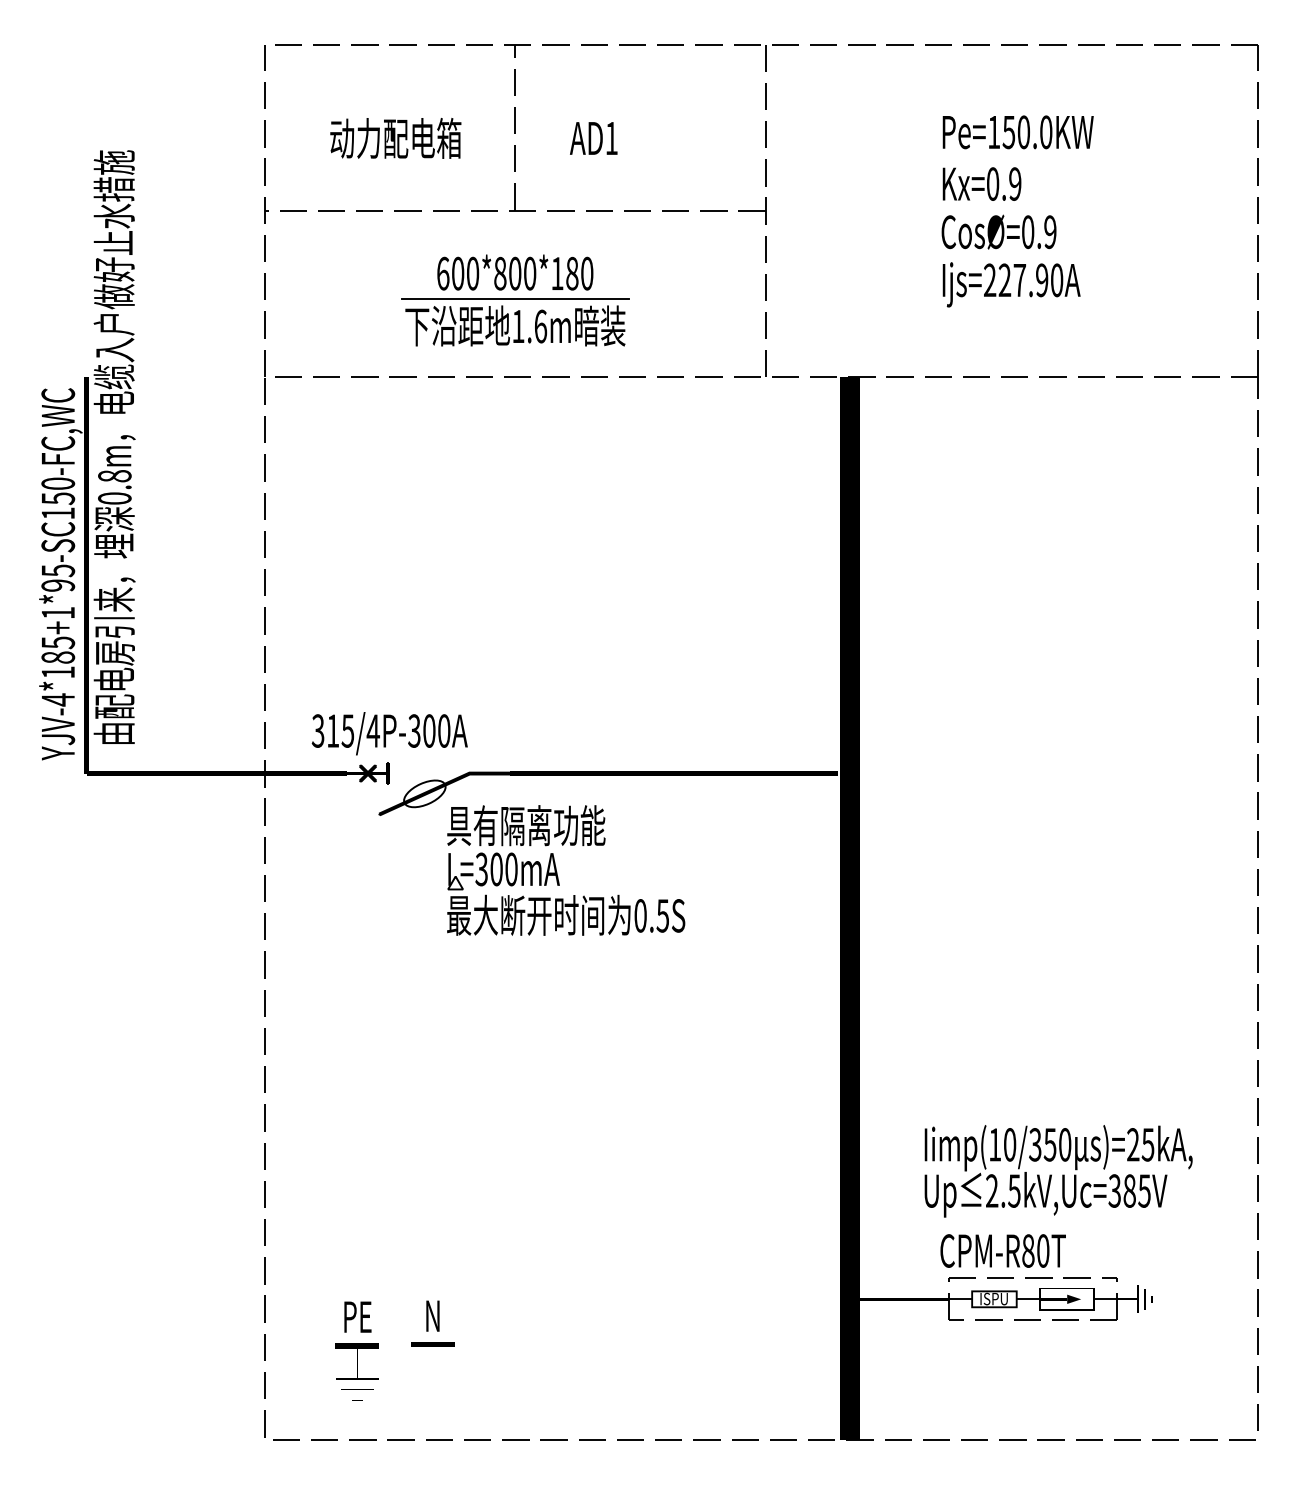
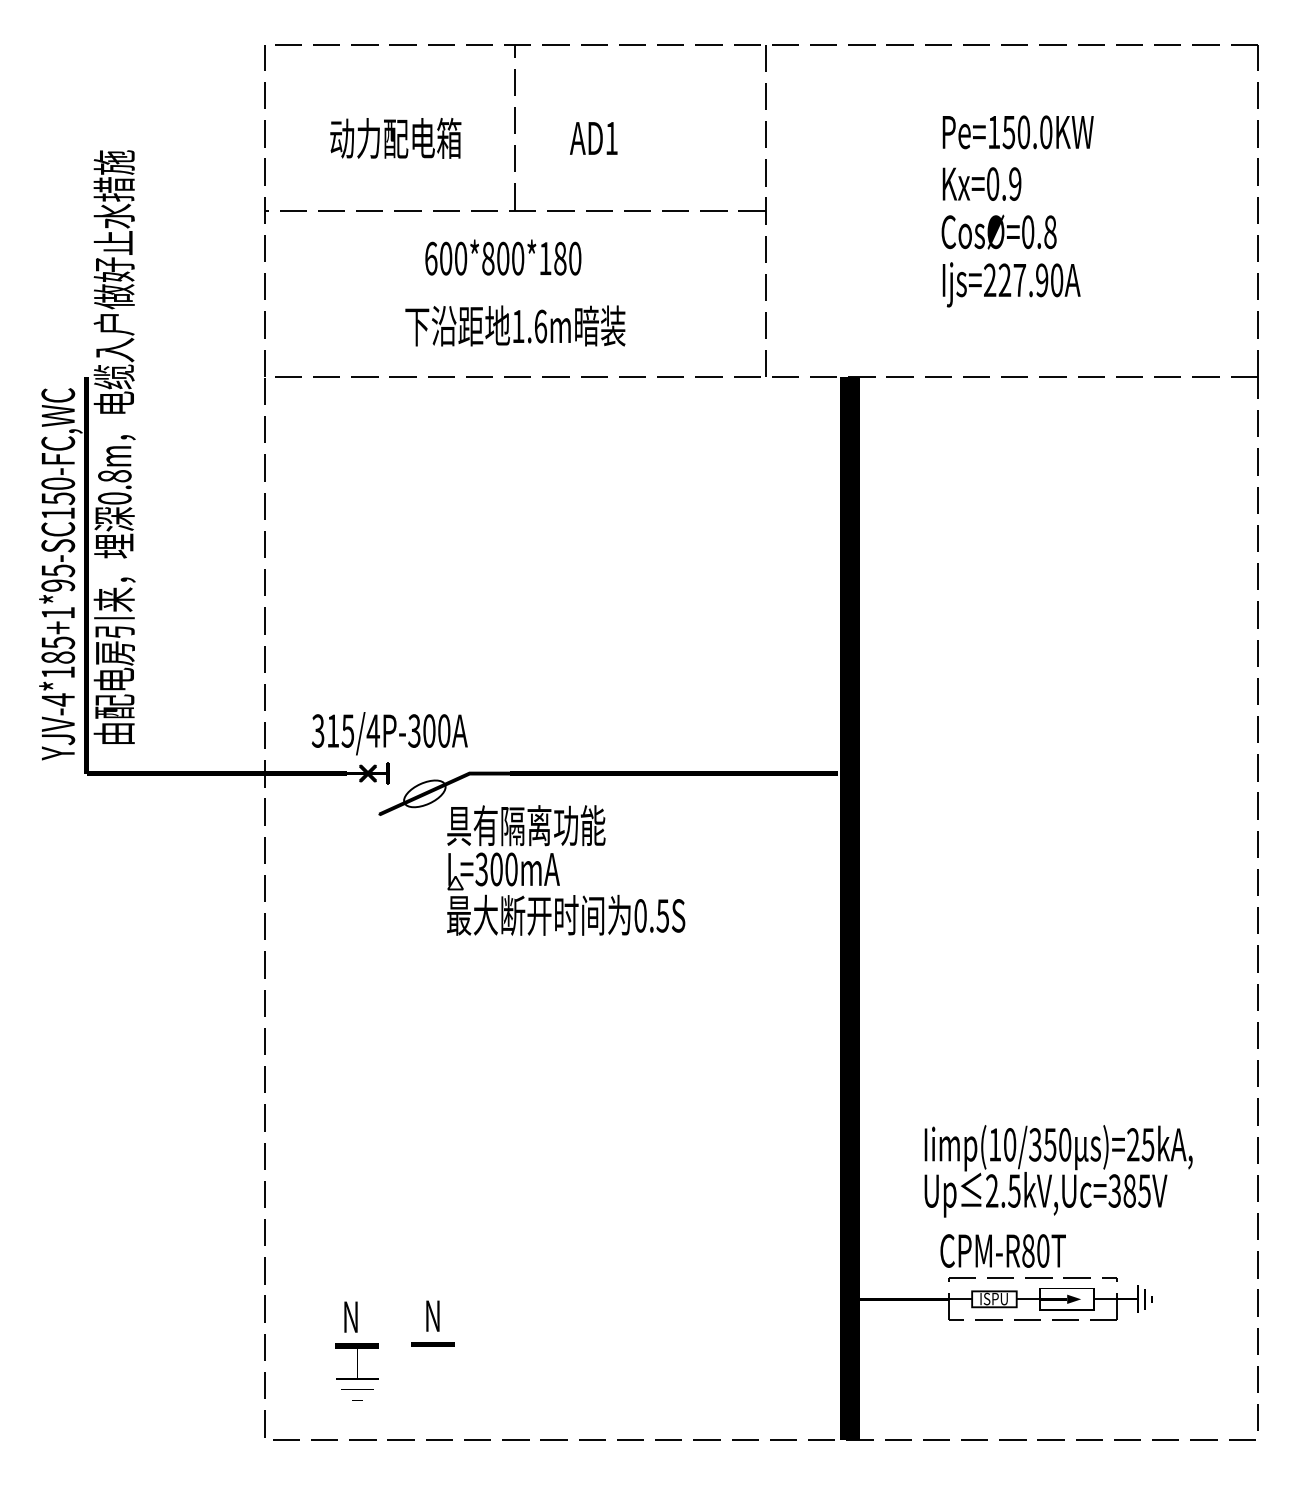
text: CosØ=0.9 -> CosØ=0.8 (1050, 232)
text position: (515, 272) -> (503, 257) (503, 257)
line: present -> none (514, 298)
text: PE -> N (358, 1316)
